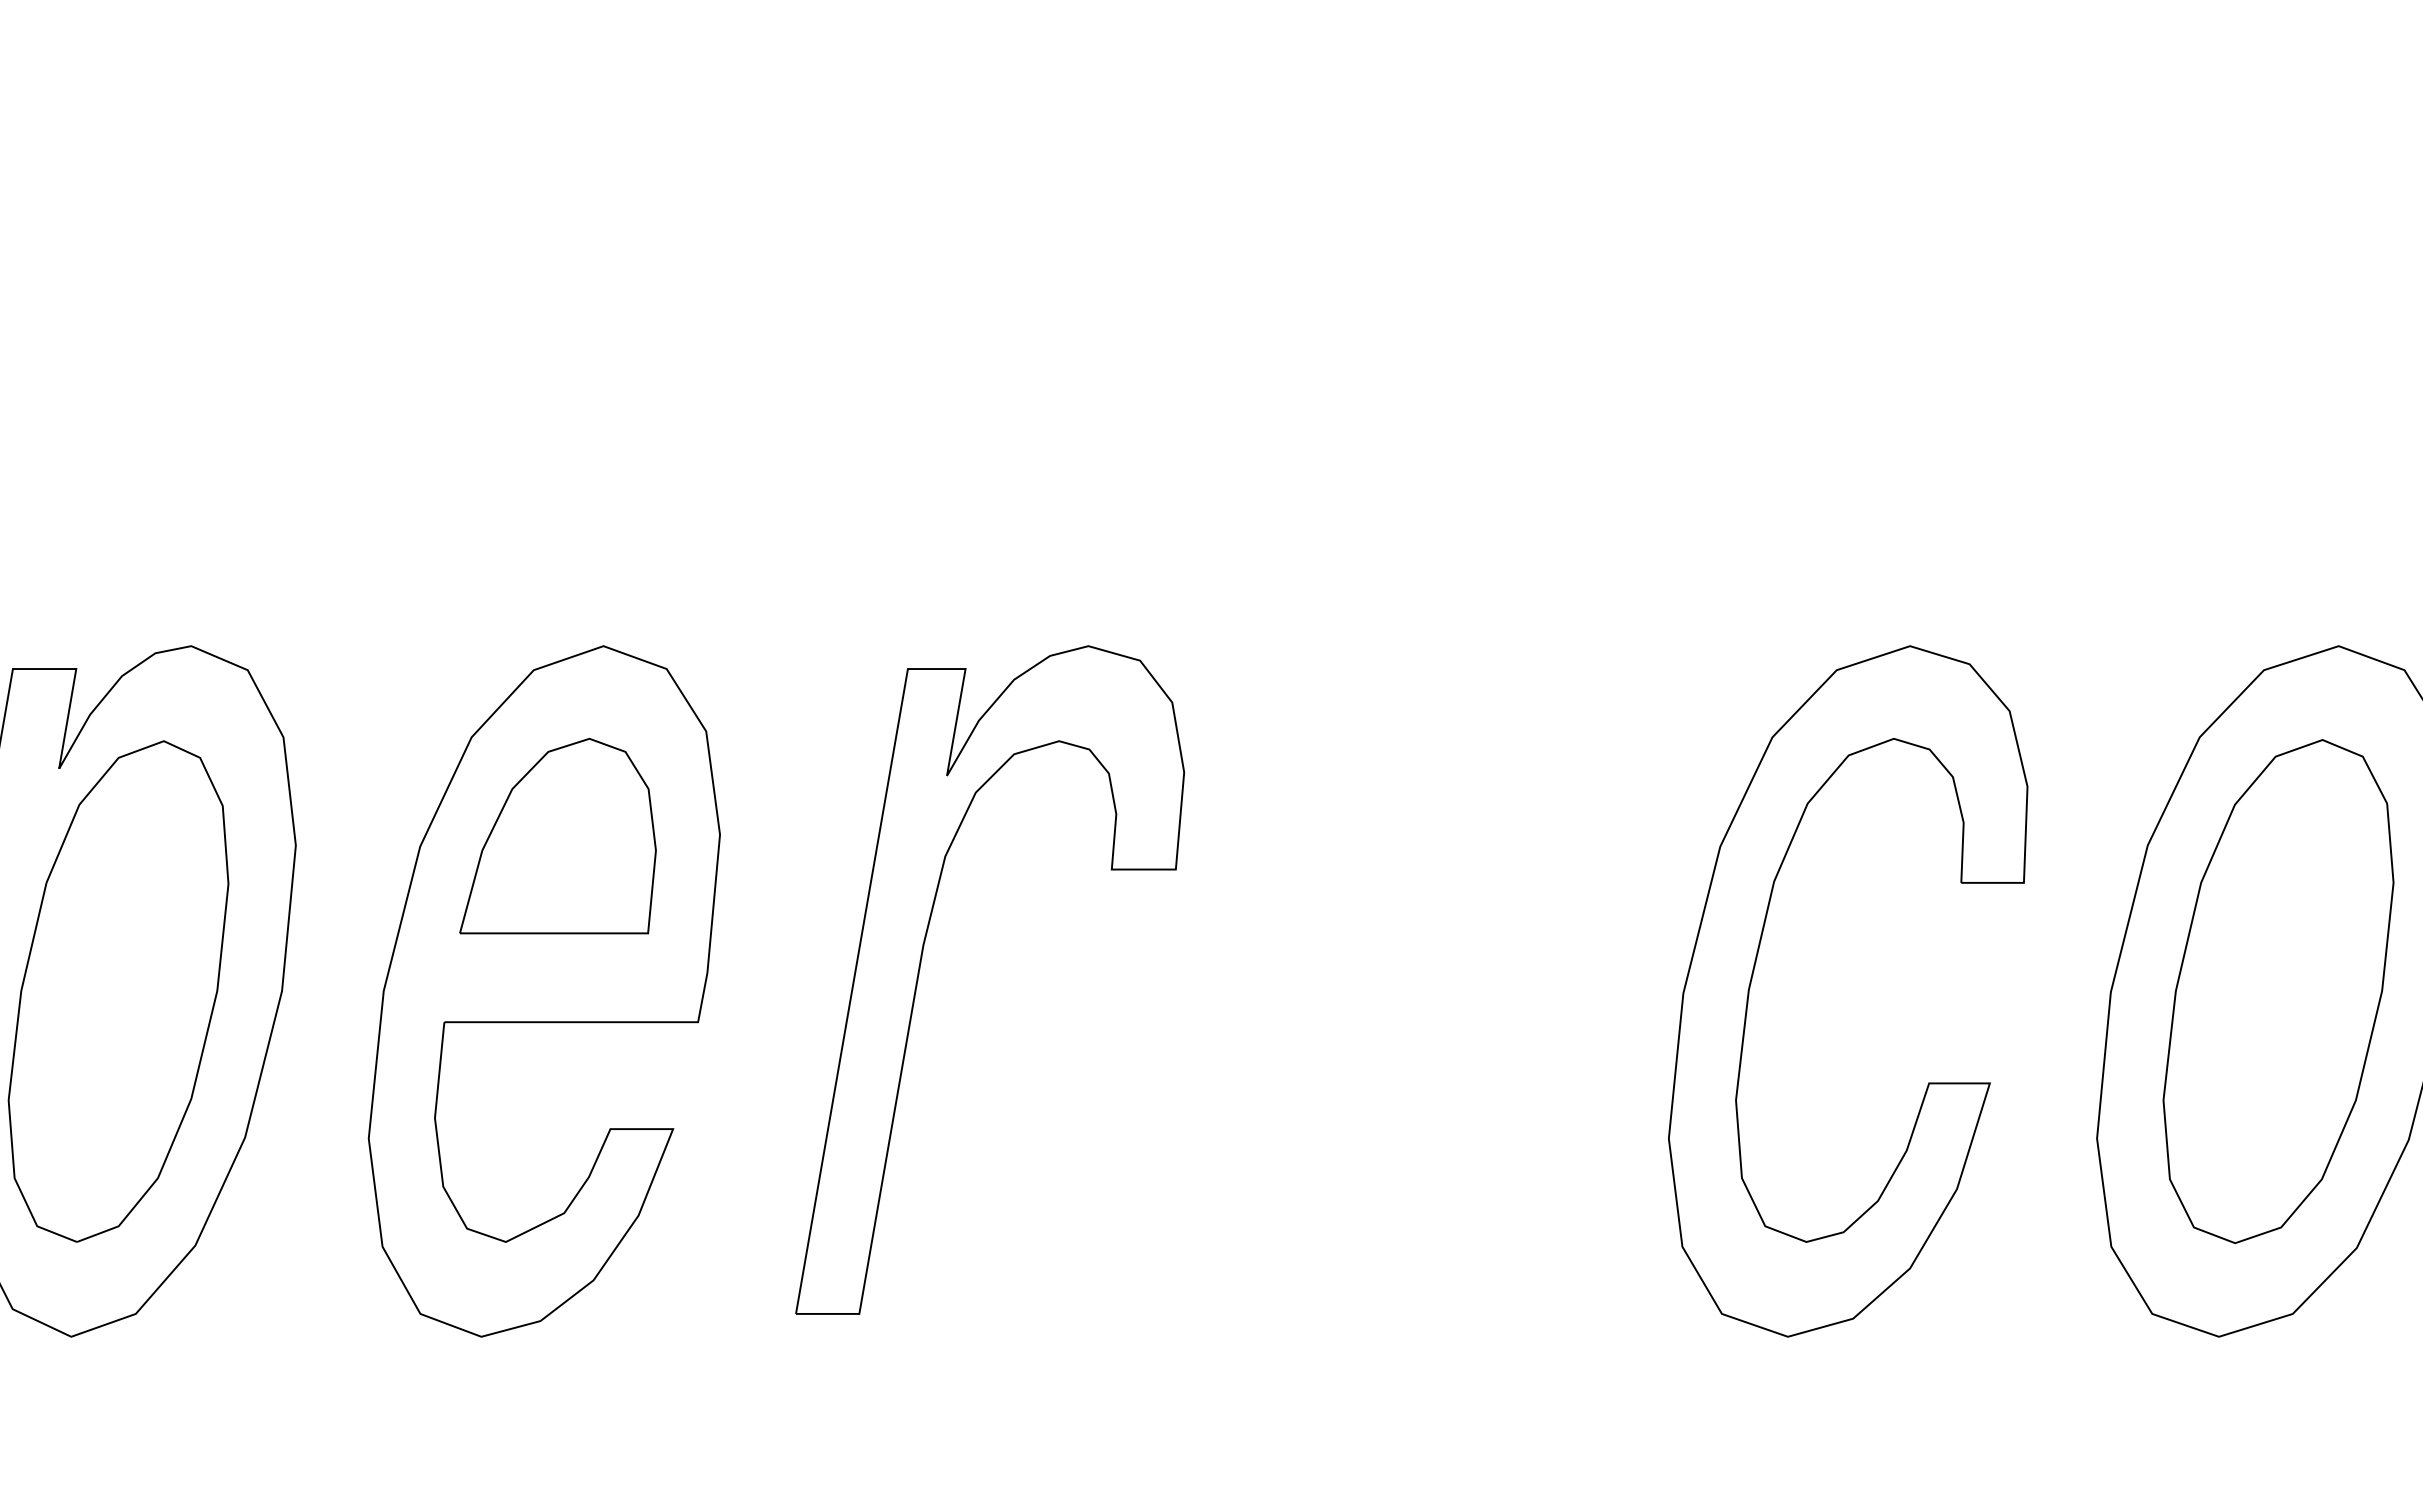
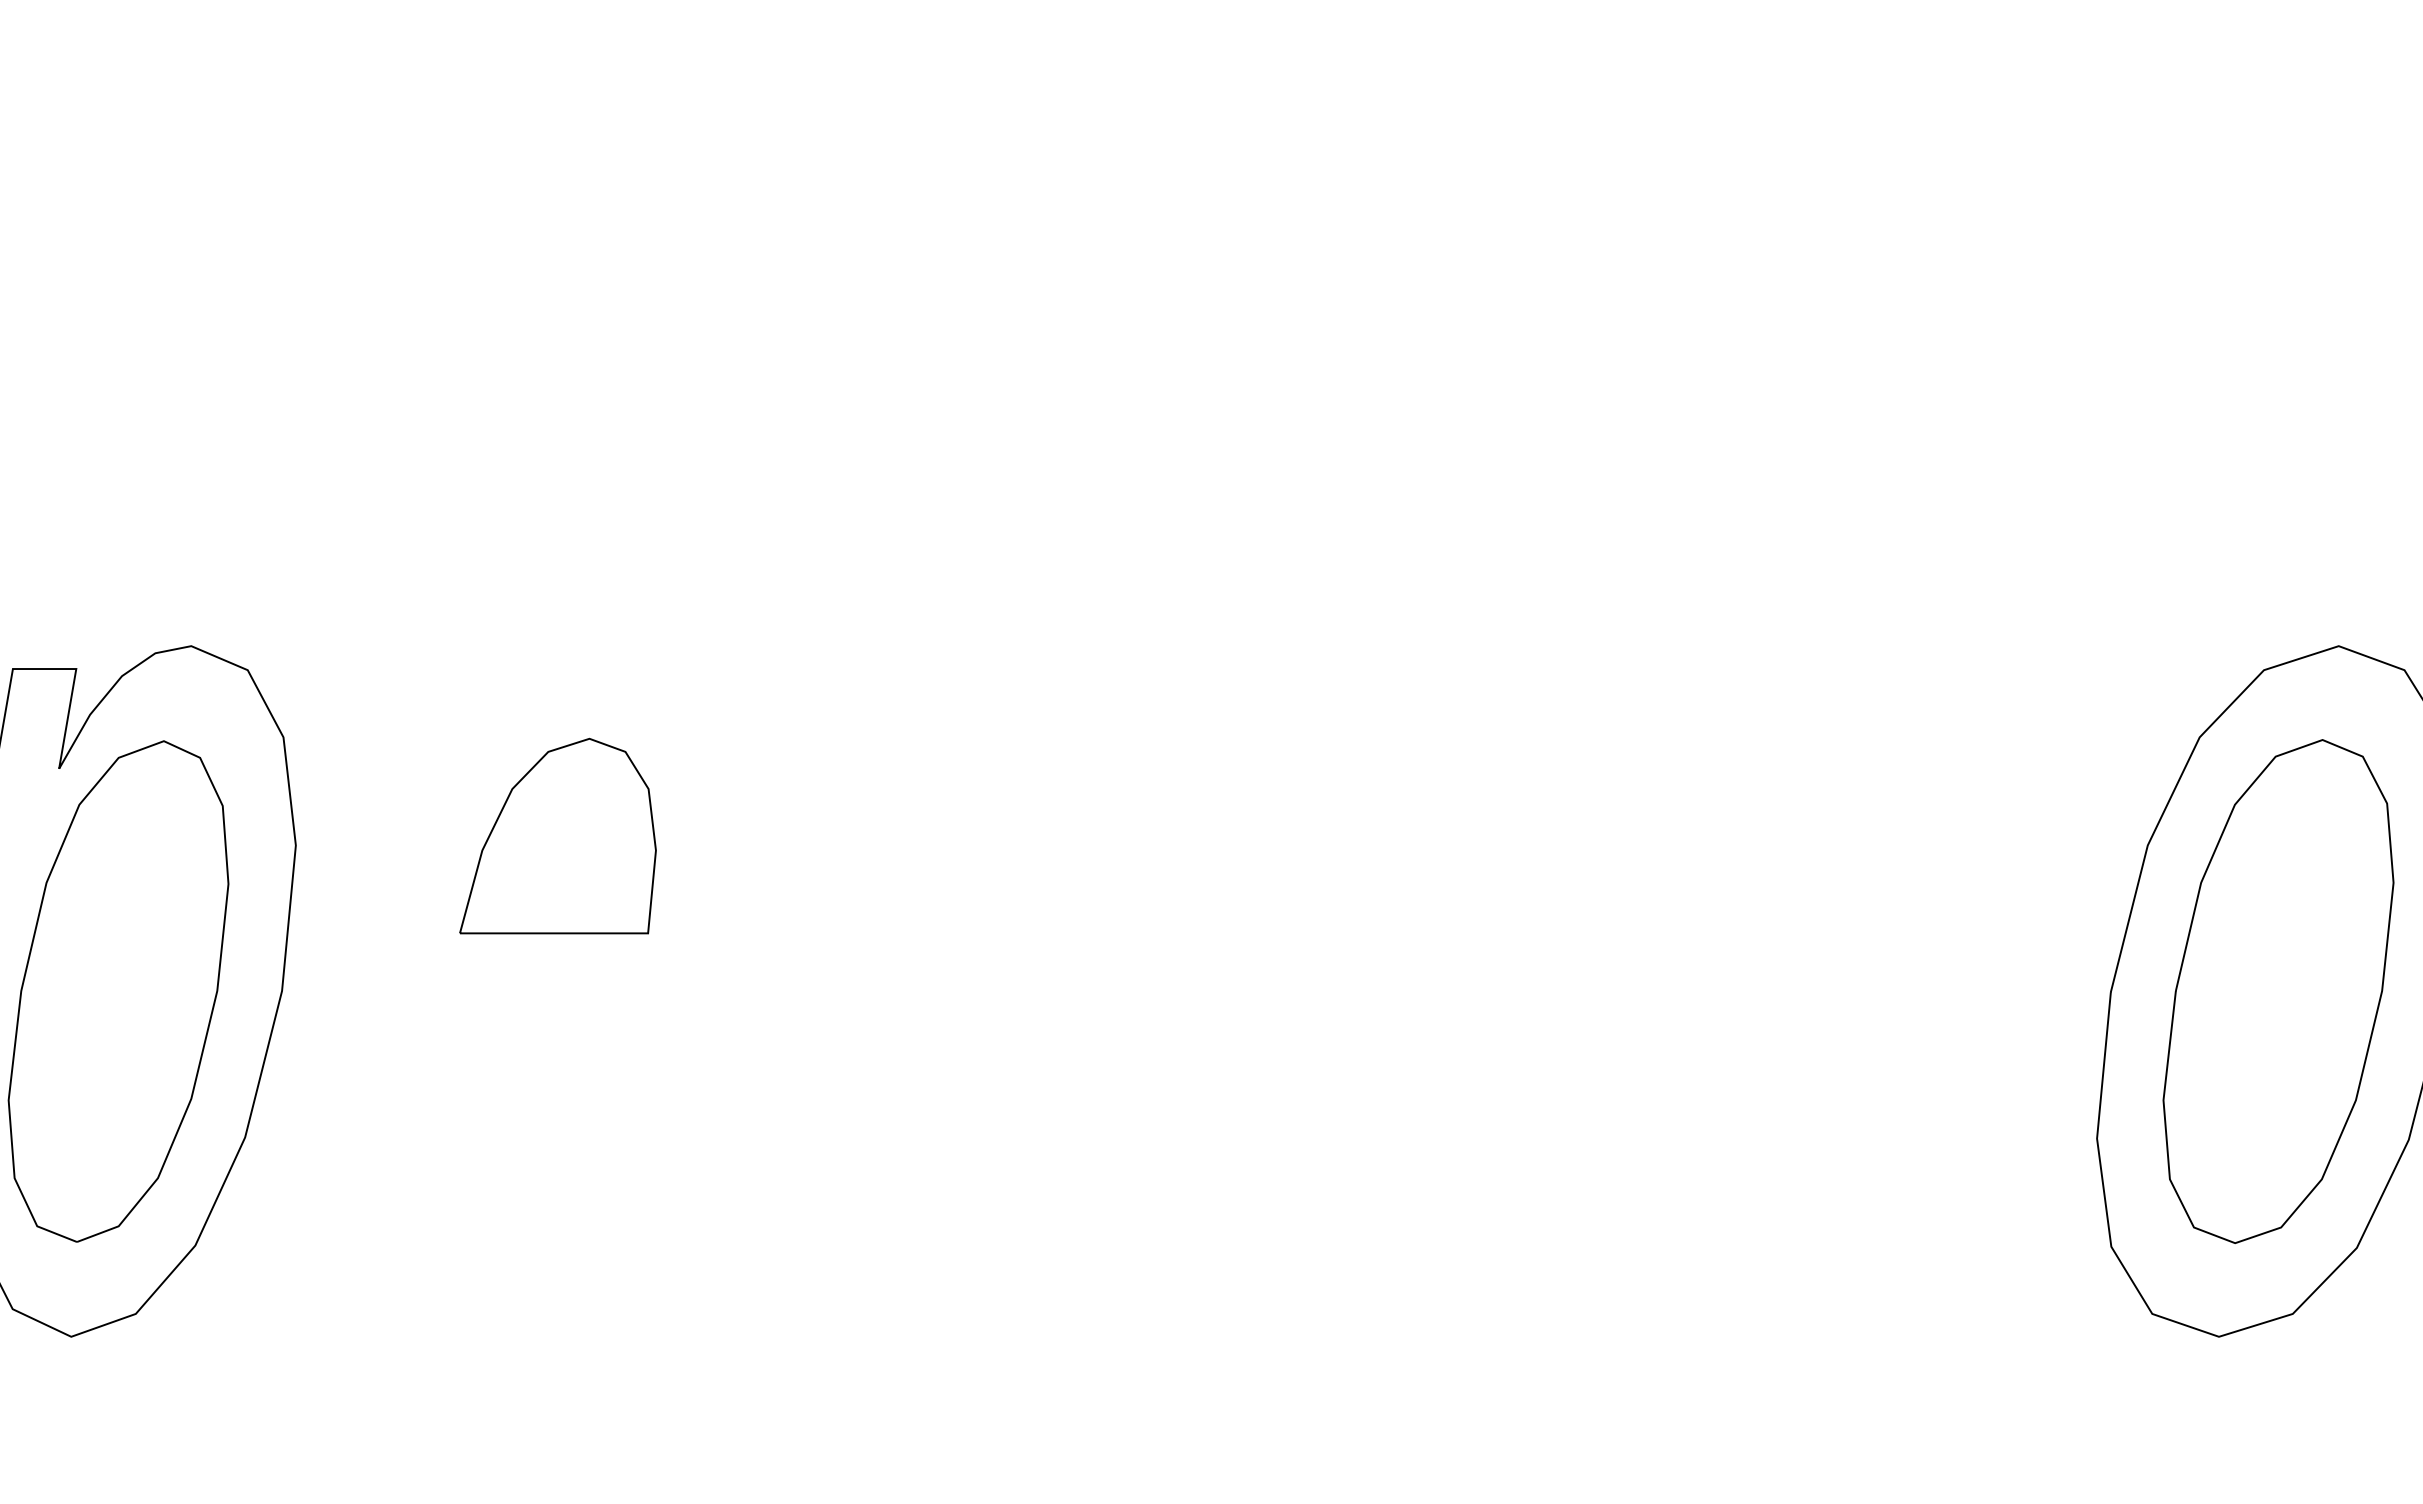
part: present -> none (920, 969)
part: present -> none (1754, 971)
part: present -> none (543, 991)
